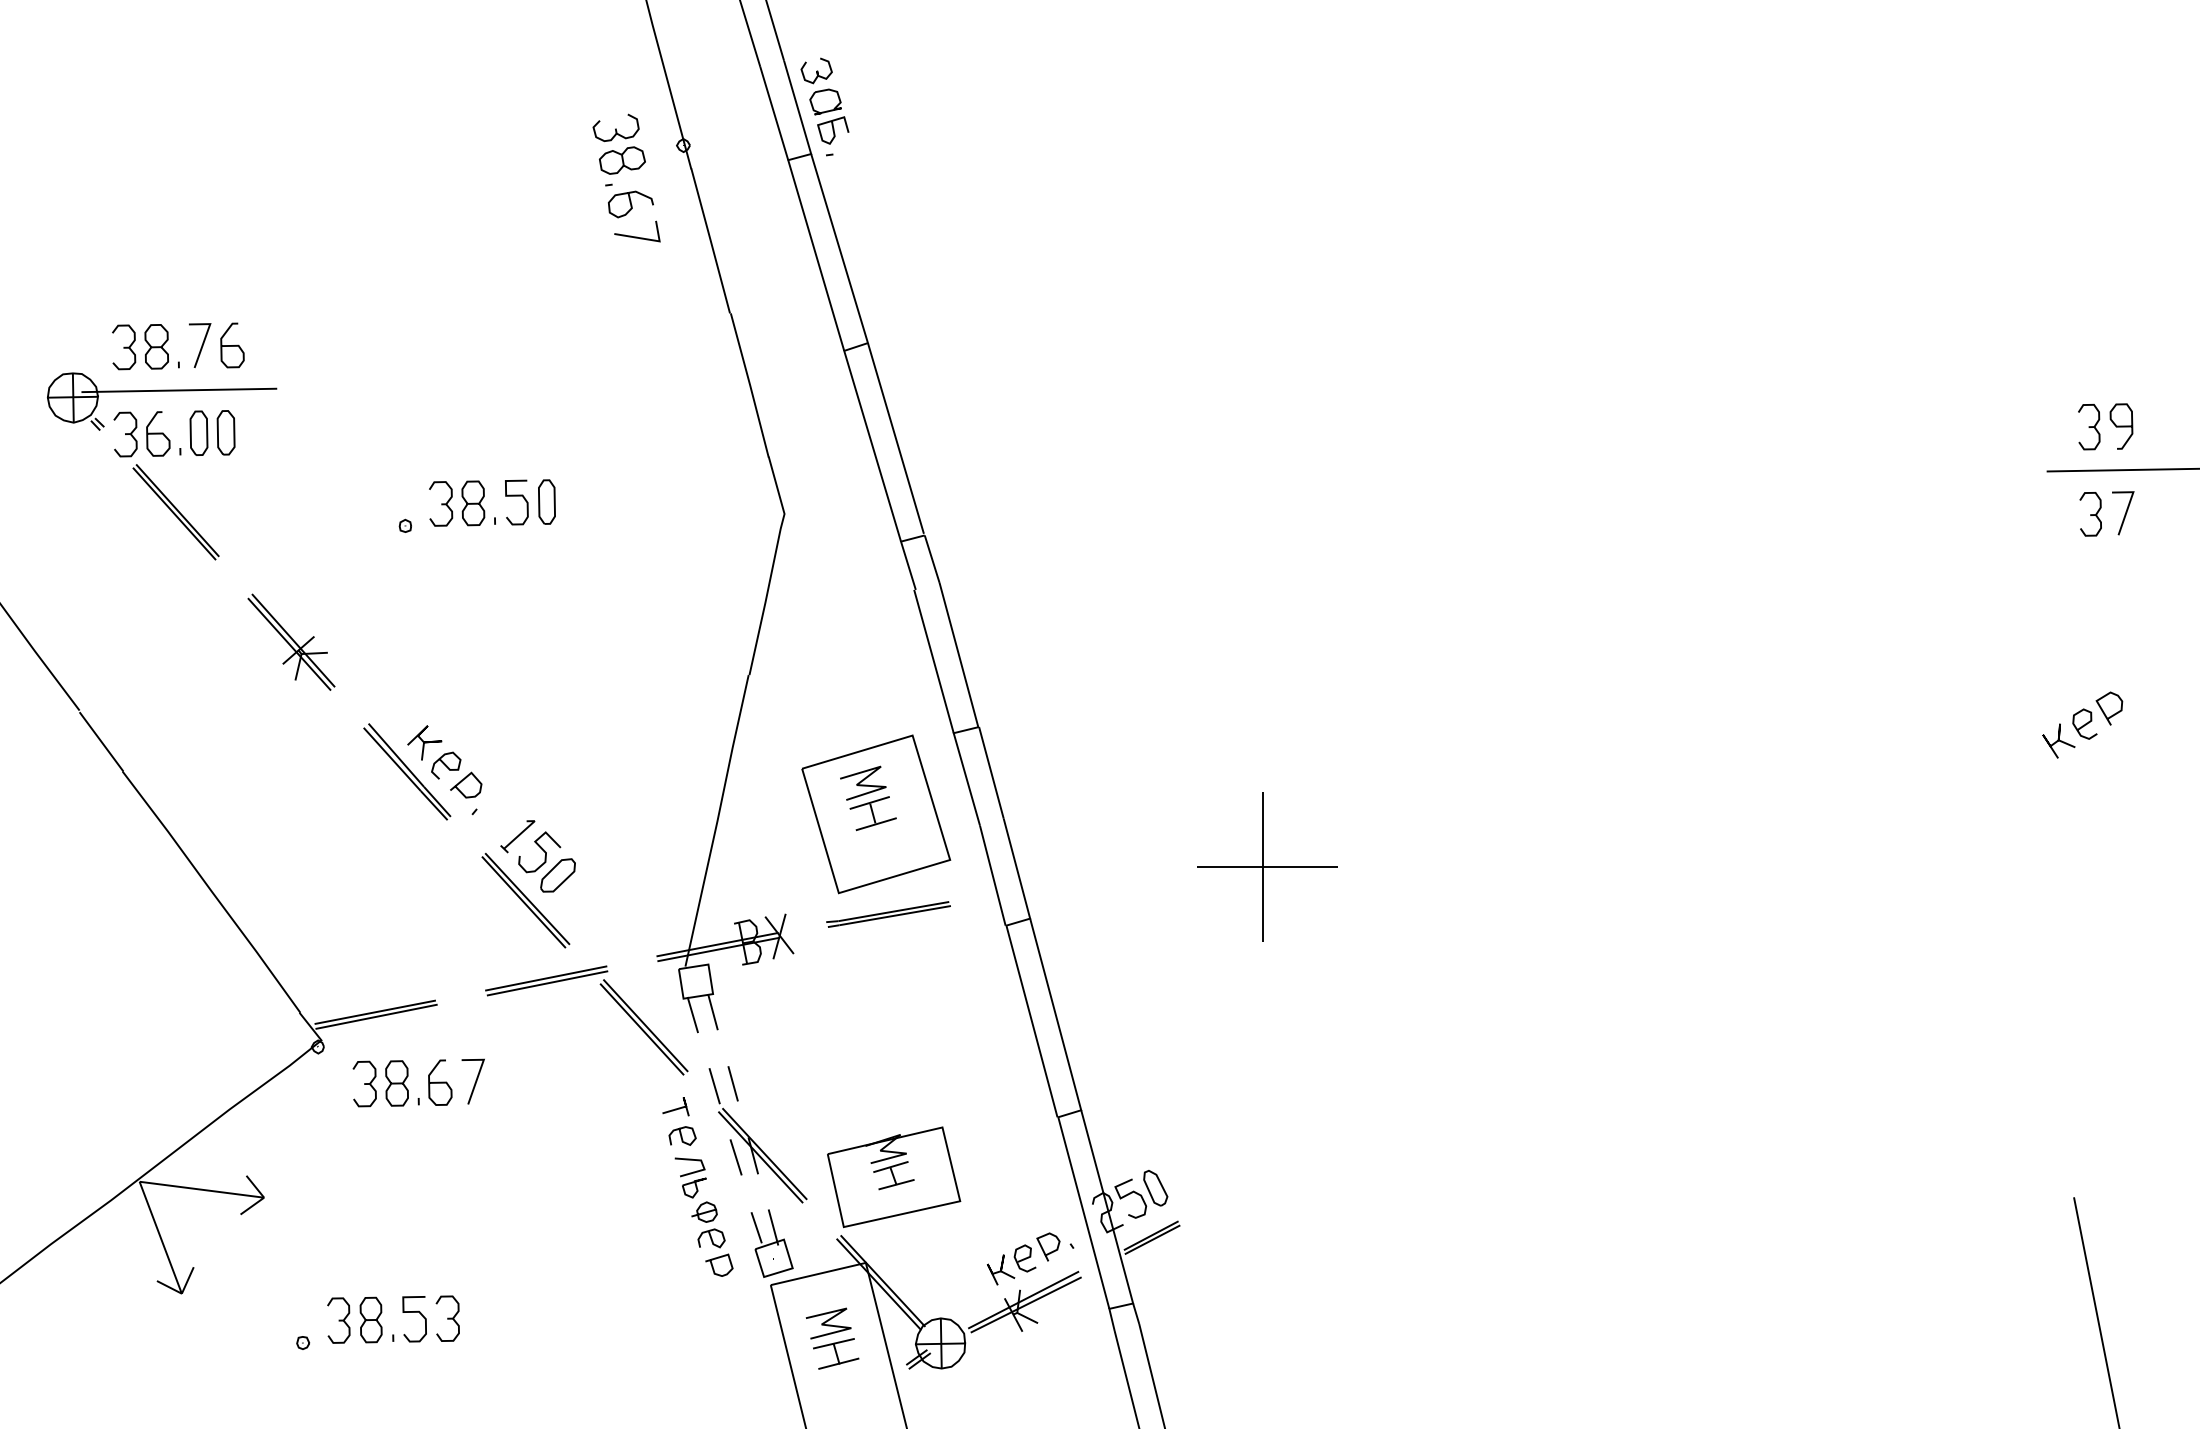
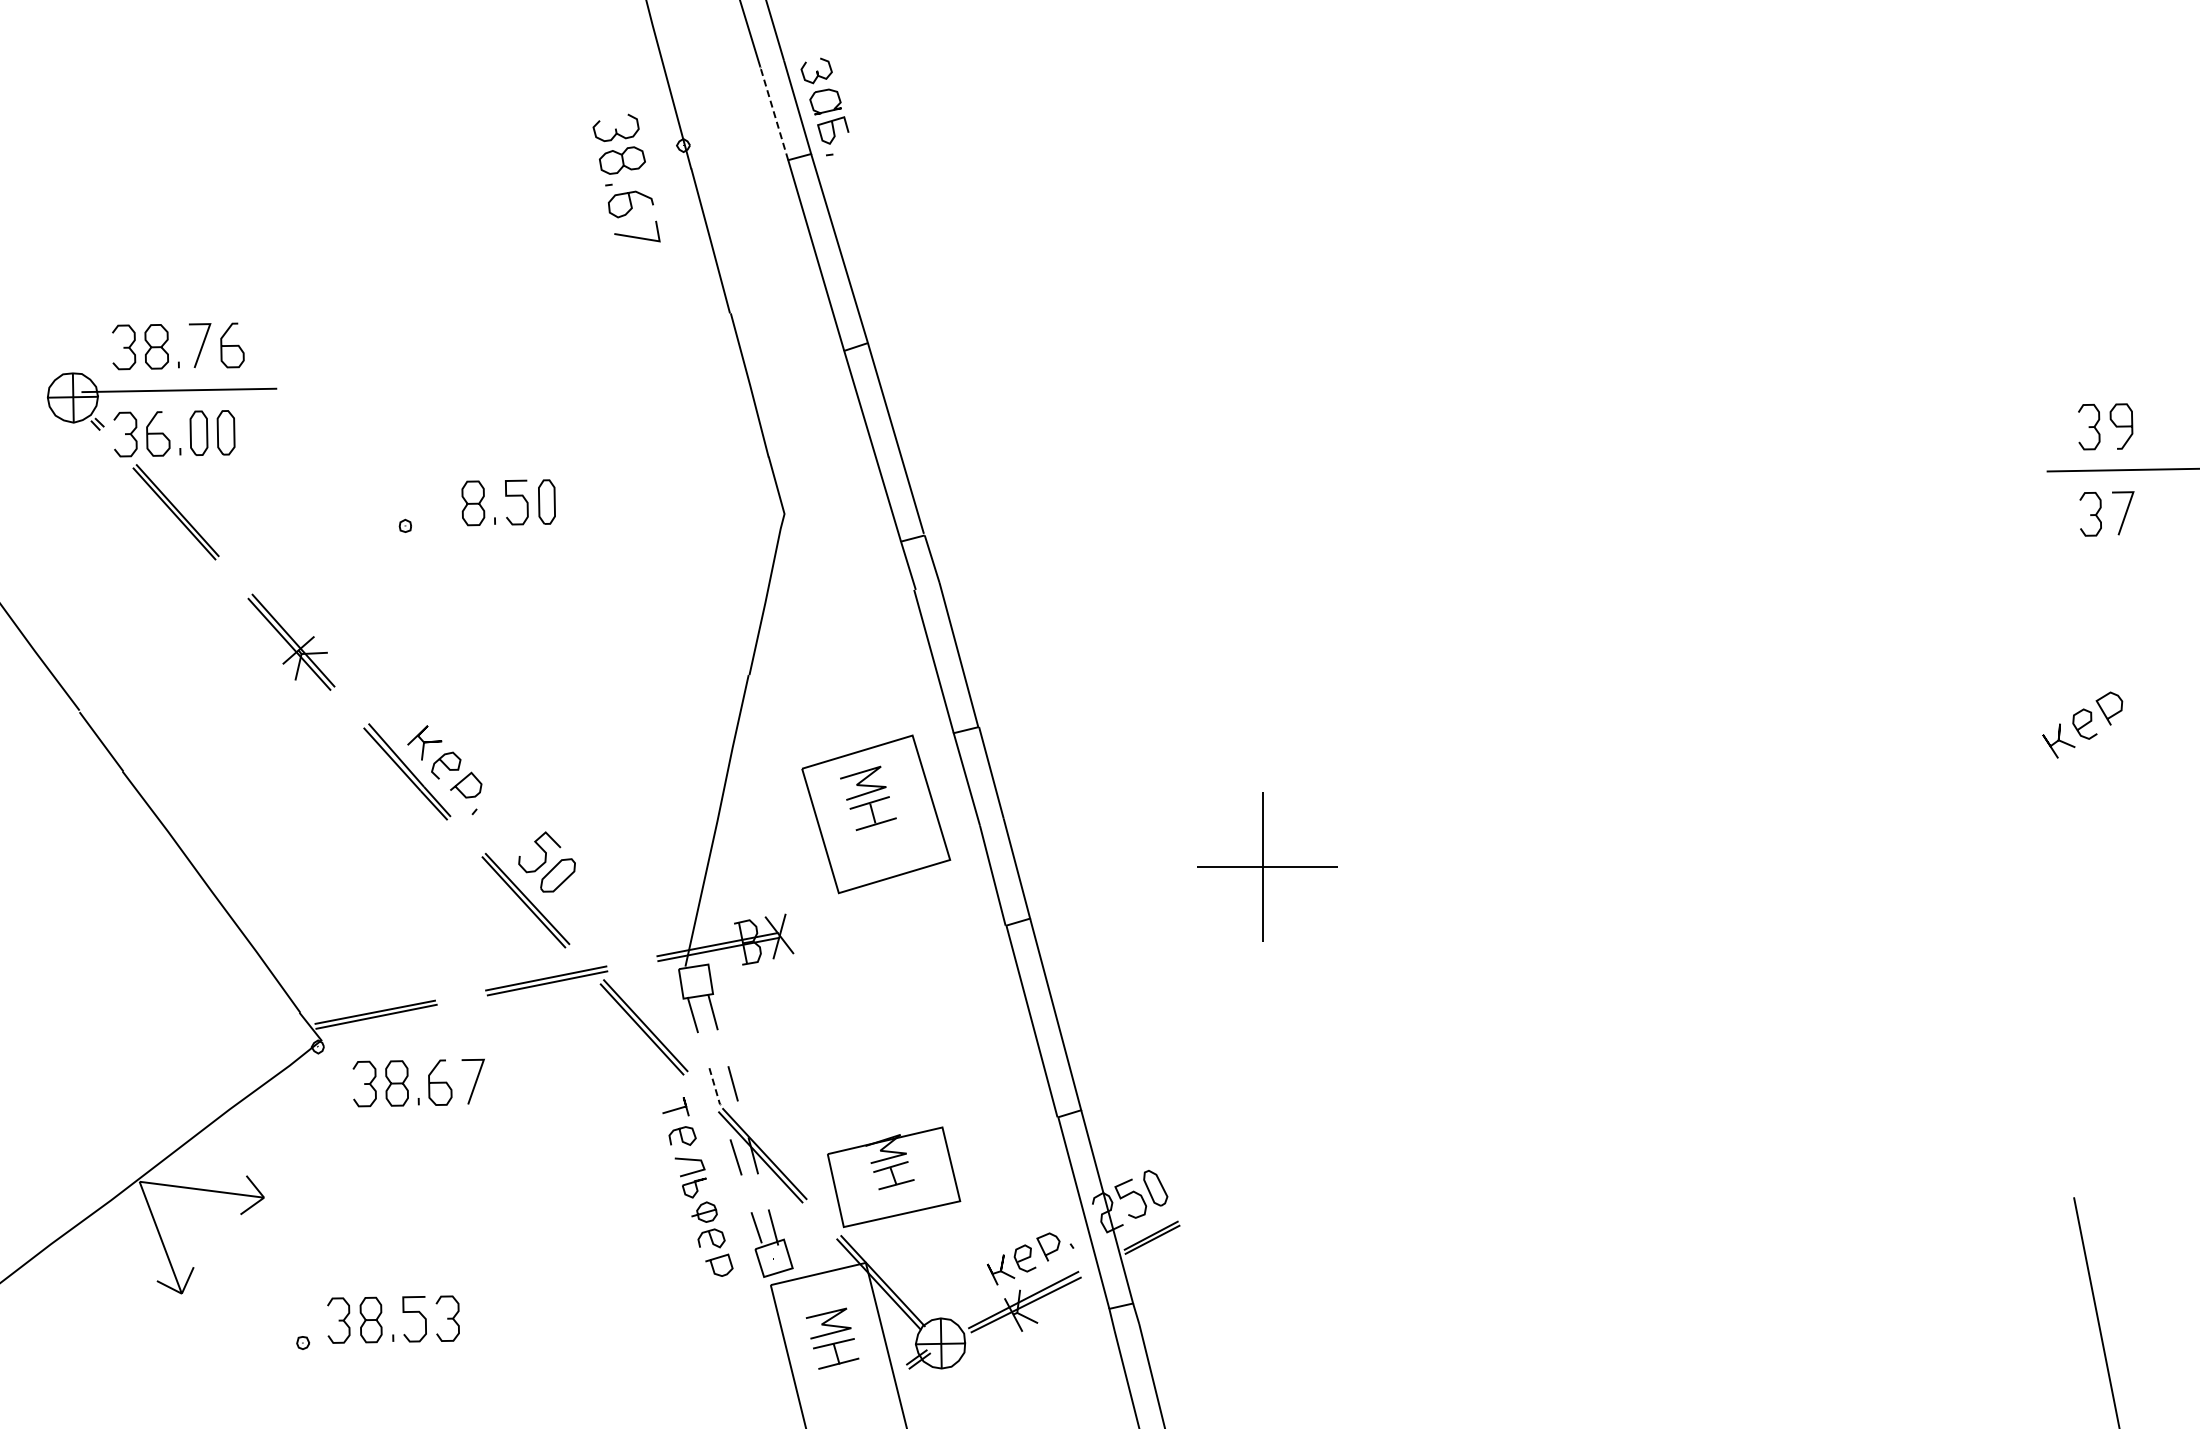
line: solid -> dashed (773, 112)
part: present -> none (441, 503)
part: present -> none (517, 836)
part: present -> none (888, 914)
line: solid -> dashed (714, 1087)
